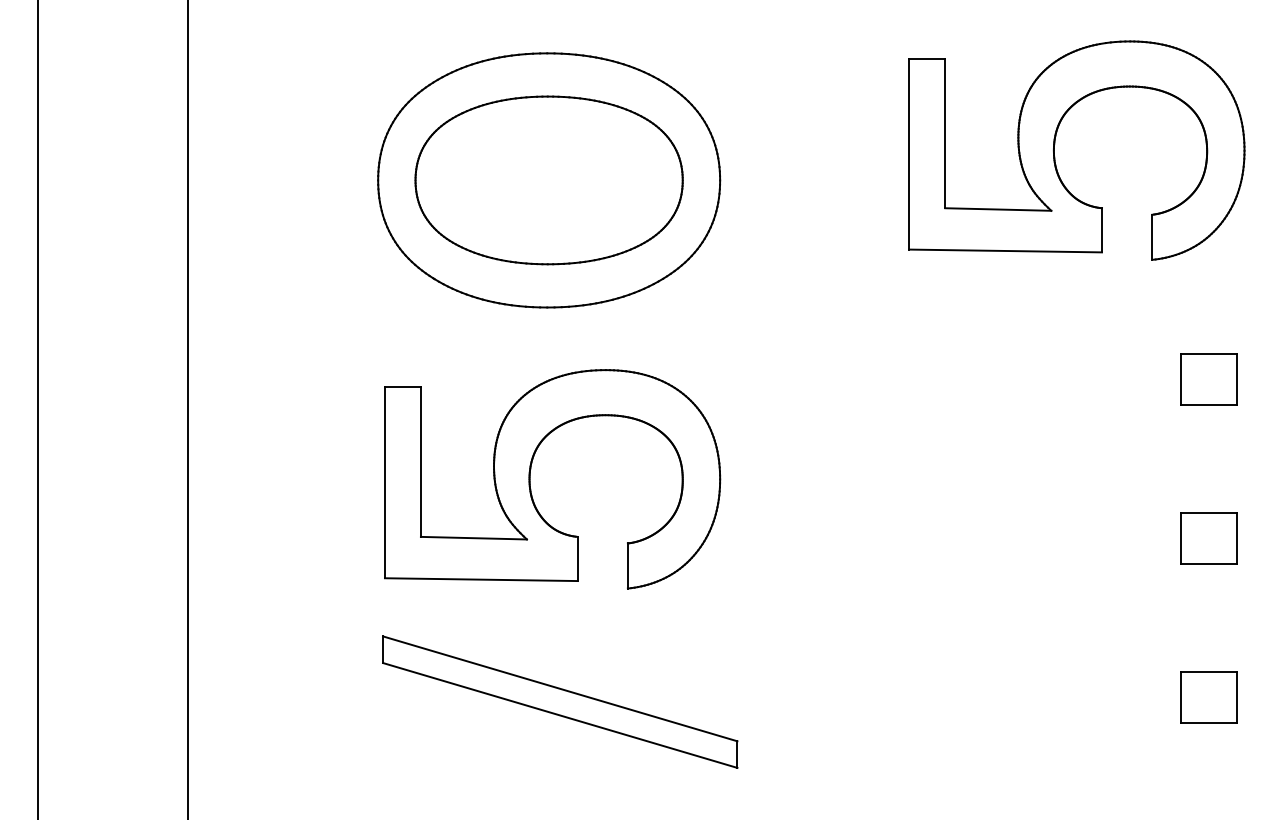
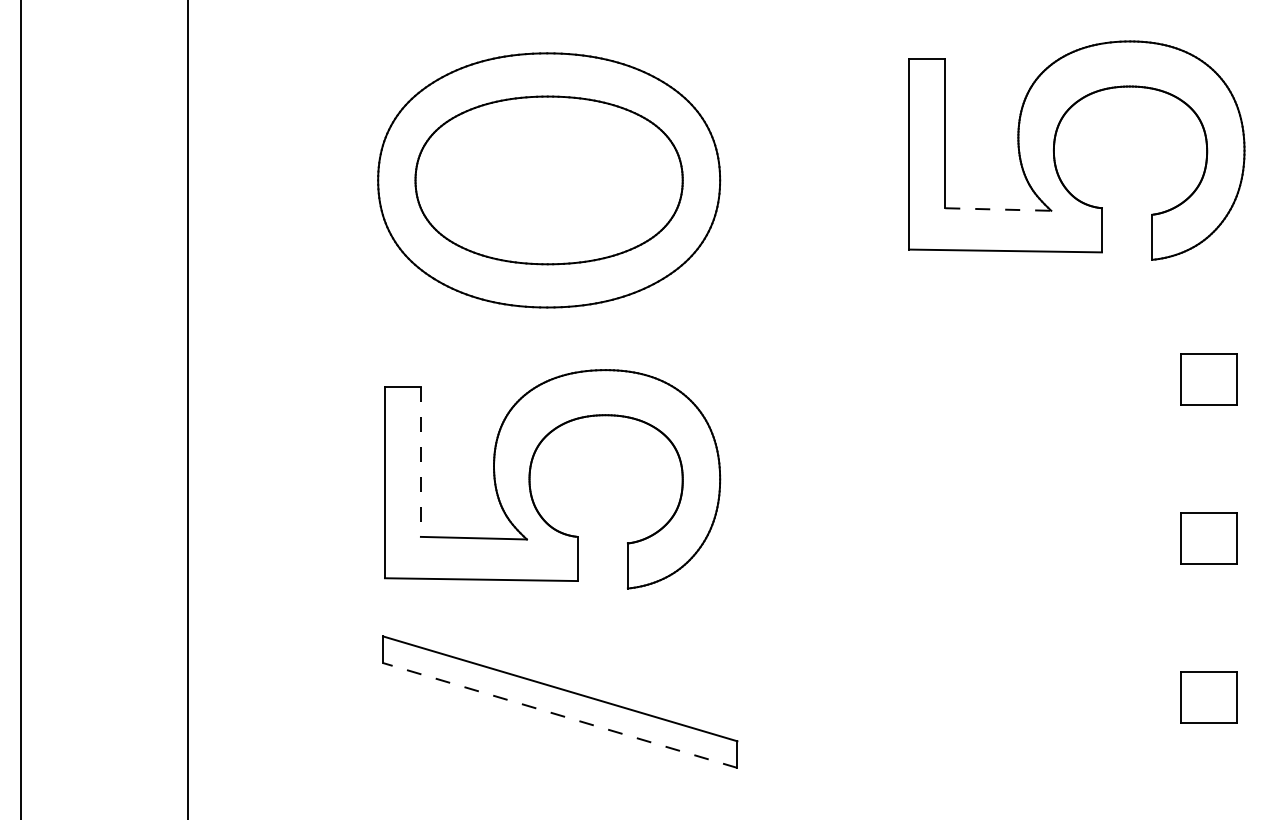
line: solid -> dashed (998, 209)
line position: (38, 409) -> (21, 409) (21, 409)
line: solid -> dashed (420, 462)
line: solid -> dashed (560, 715)
